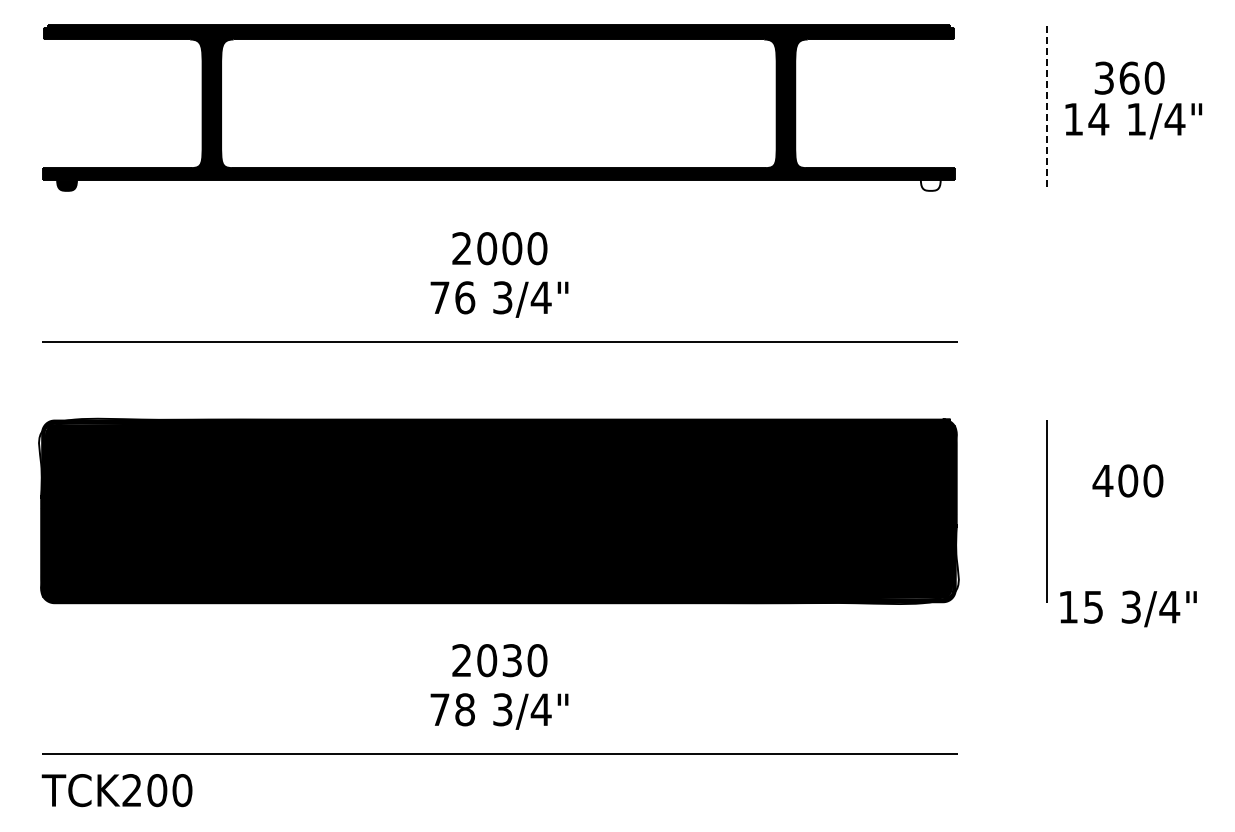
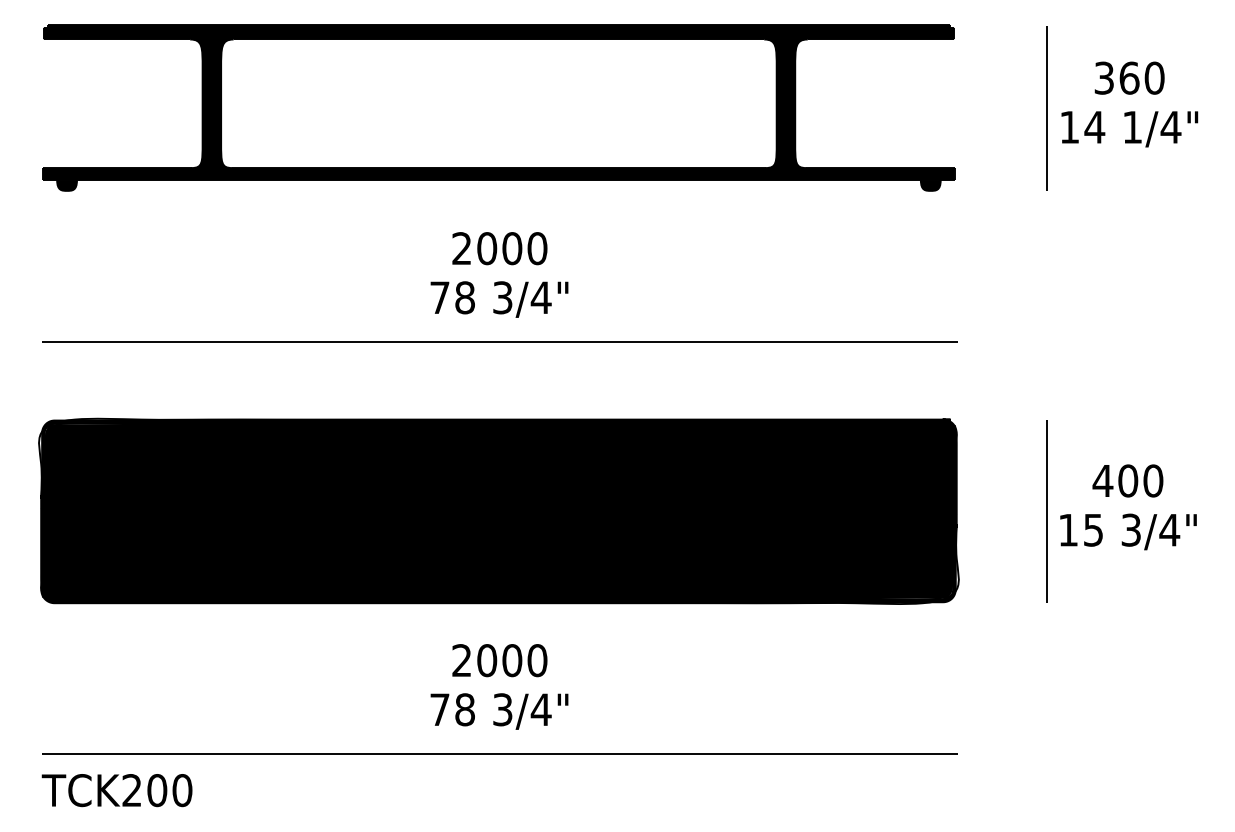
line: dashed -> solid (1046, 108)
text position: (1133, 121) -> (1129, 129) (1129, 129)
fill: none -> present (930, 185)
text: 76 -> 78 (465, 297)
text position: (1128, 608) -> (1128, 531) (1128, 531)
text: 2030 -> 2000 (512, 660)
